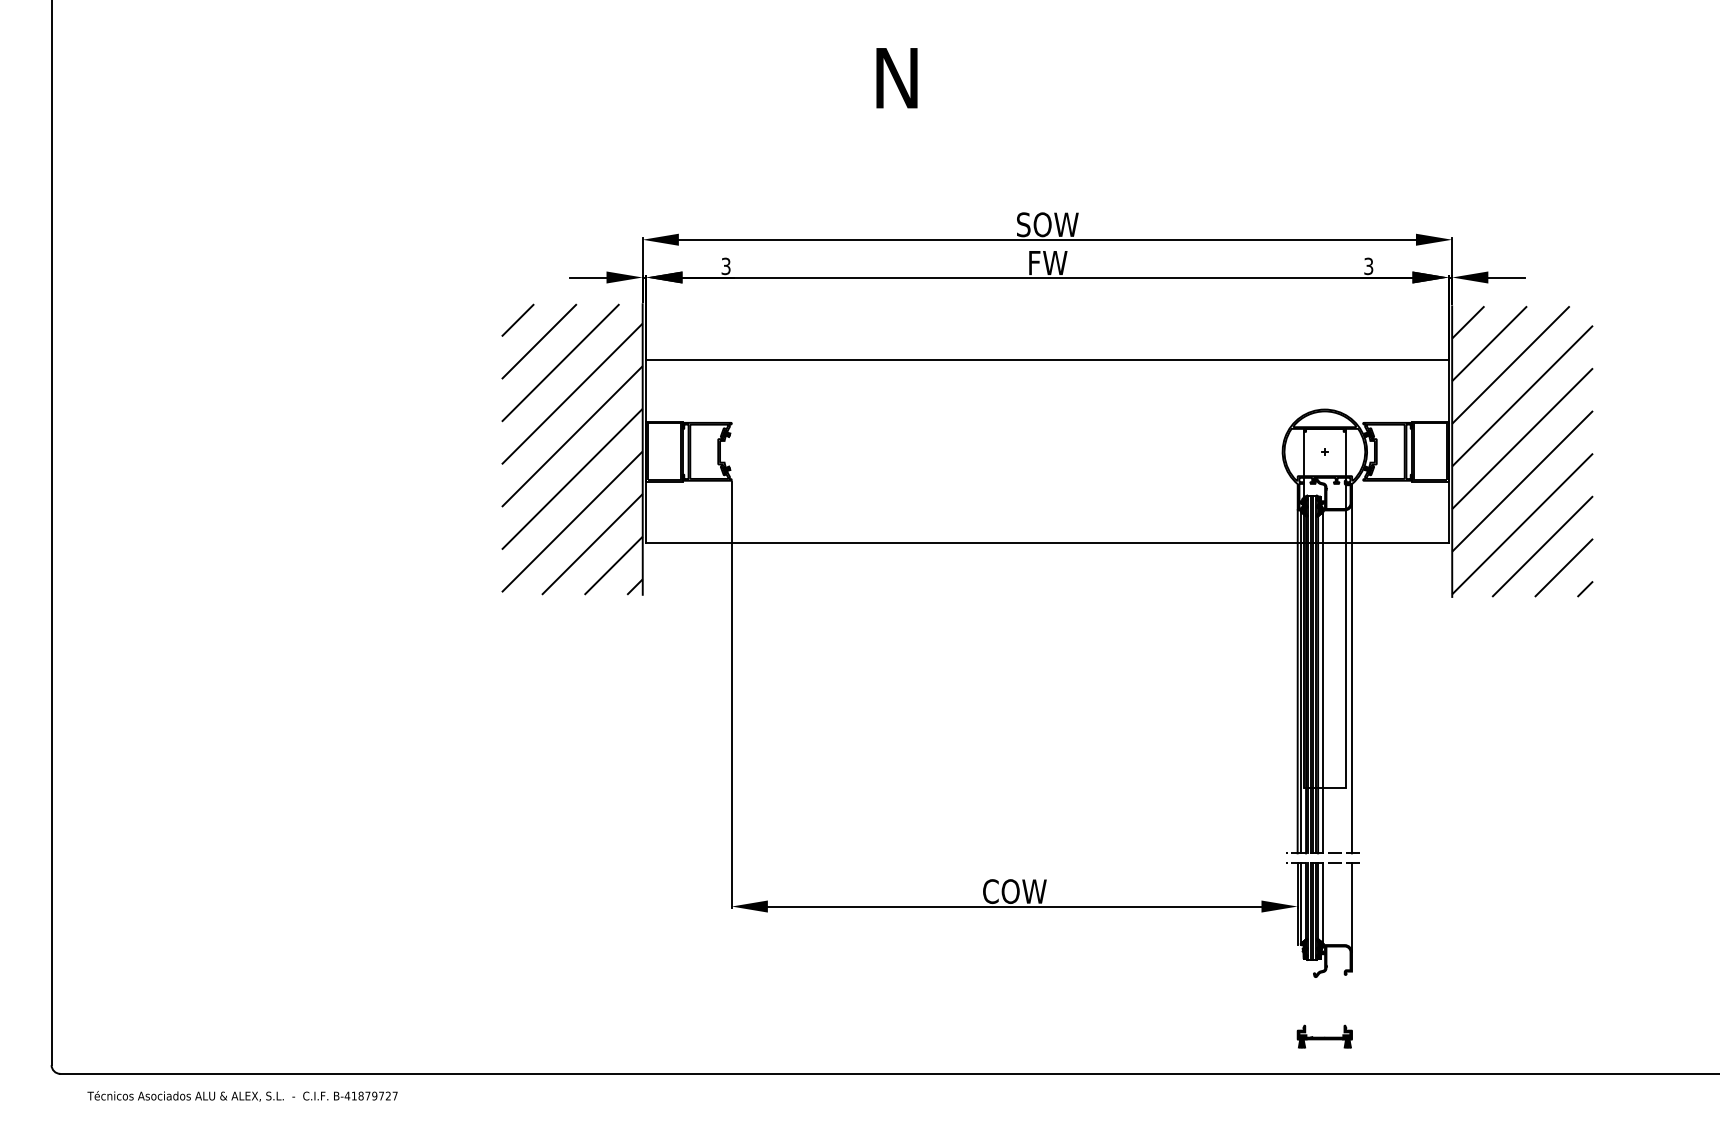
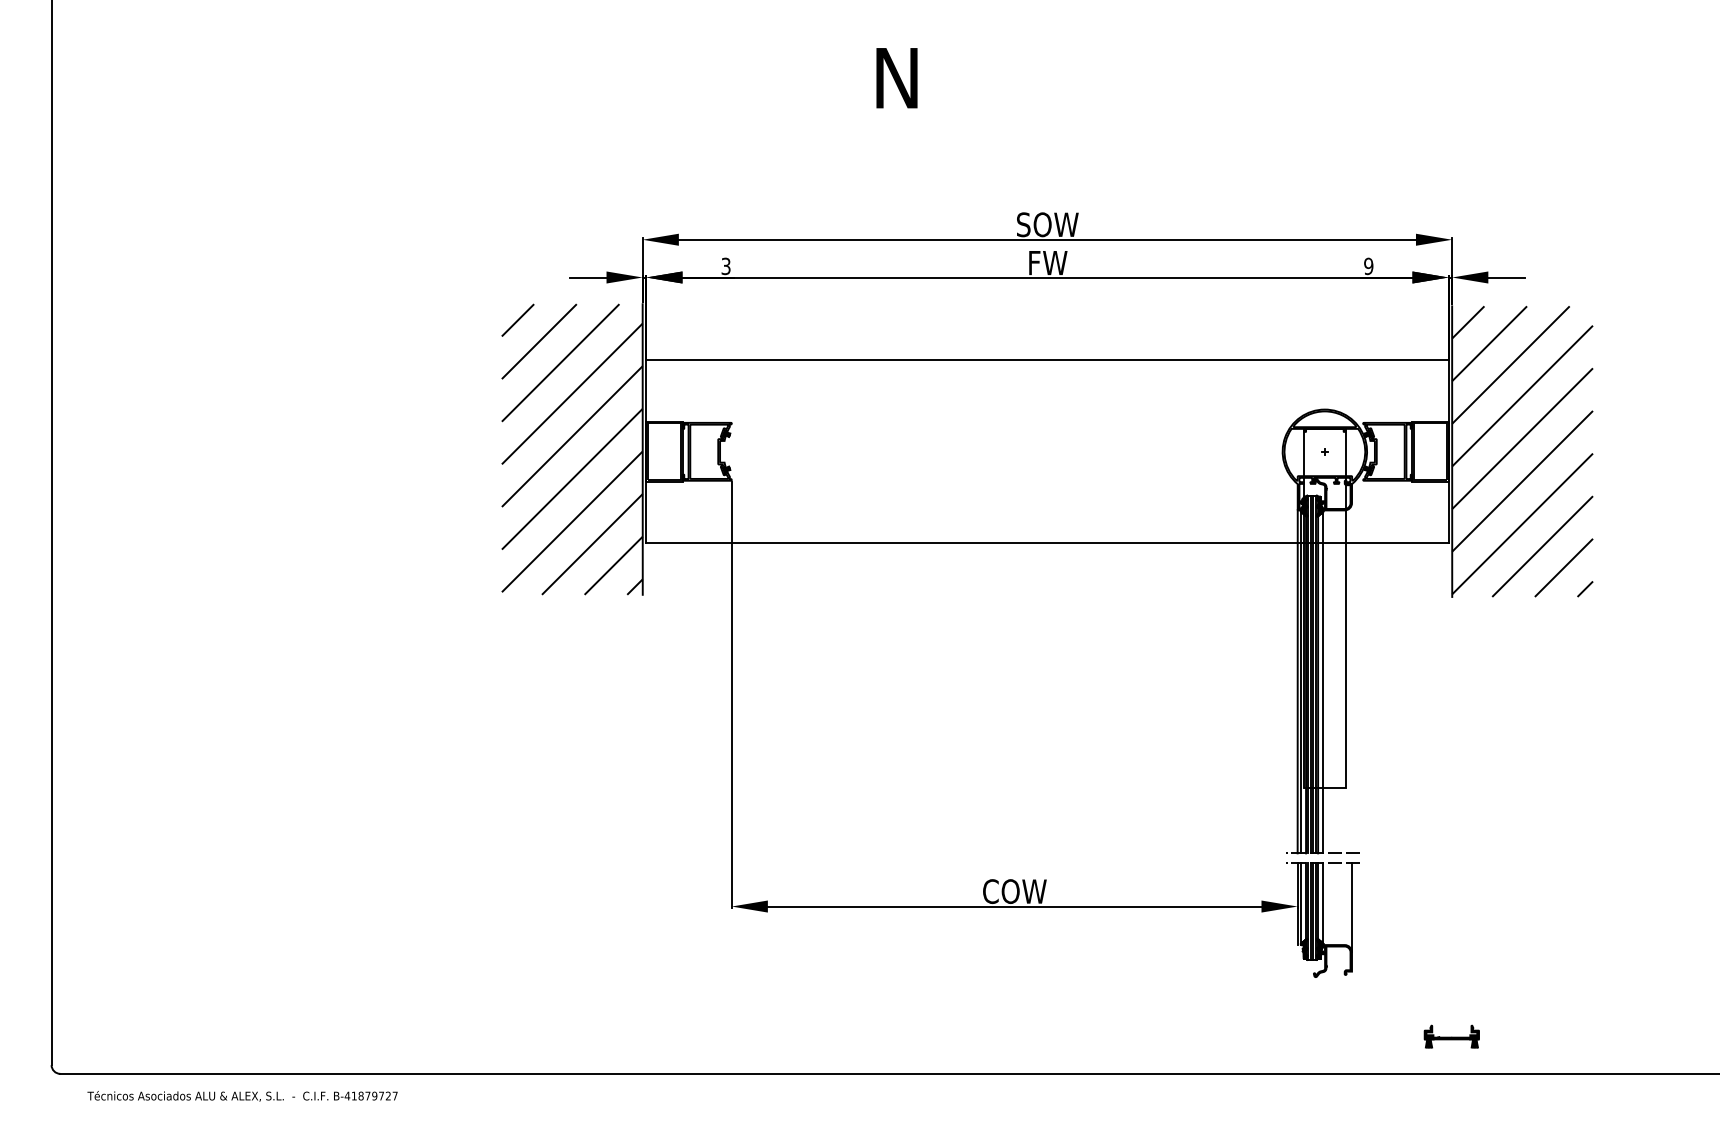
text: 3 -> 9 (1368, 265)
line: present -> none (1351, 678)
part position: (1324, 1036) -> (1451, 1036) (1451, 1036)
